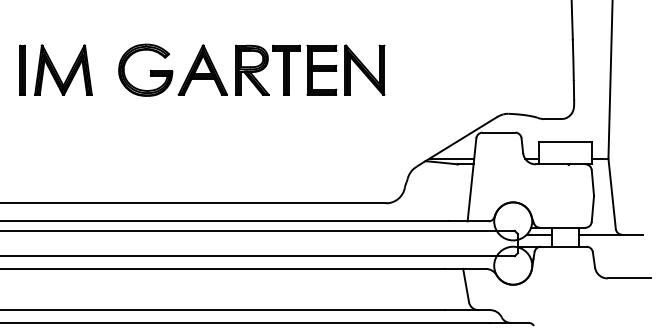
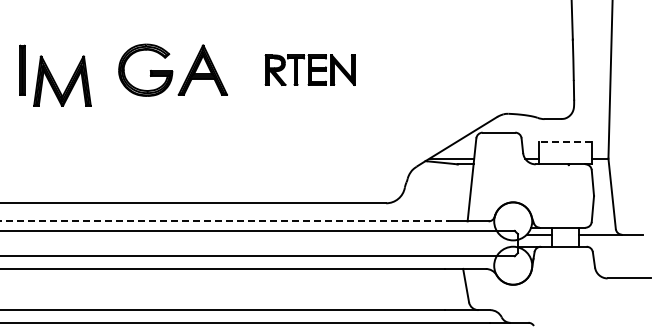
part size: 151x52 px -> 92x32 px (309, 69)
part position: (68, 73) -> (67, 84) (67, 84)
line: solid -> dashed (565, 142)
line: solid -> dashed (224, 221)
